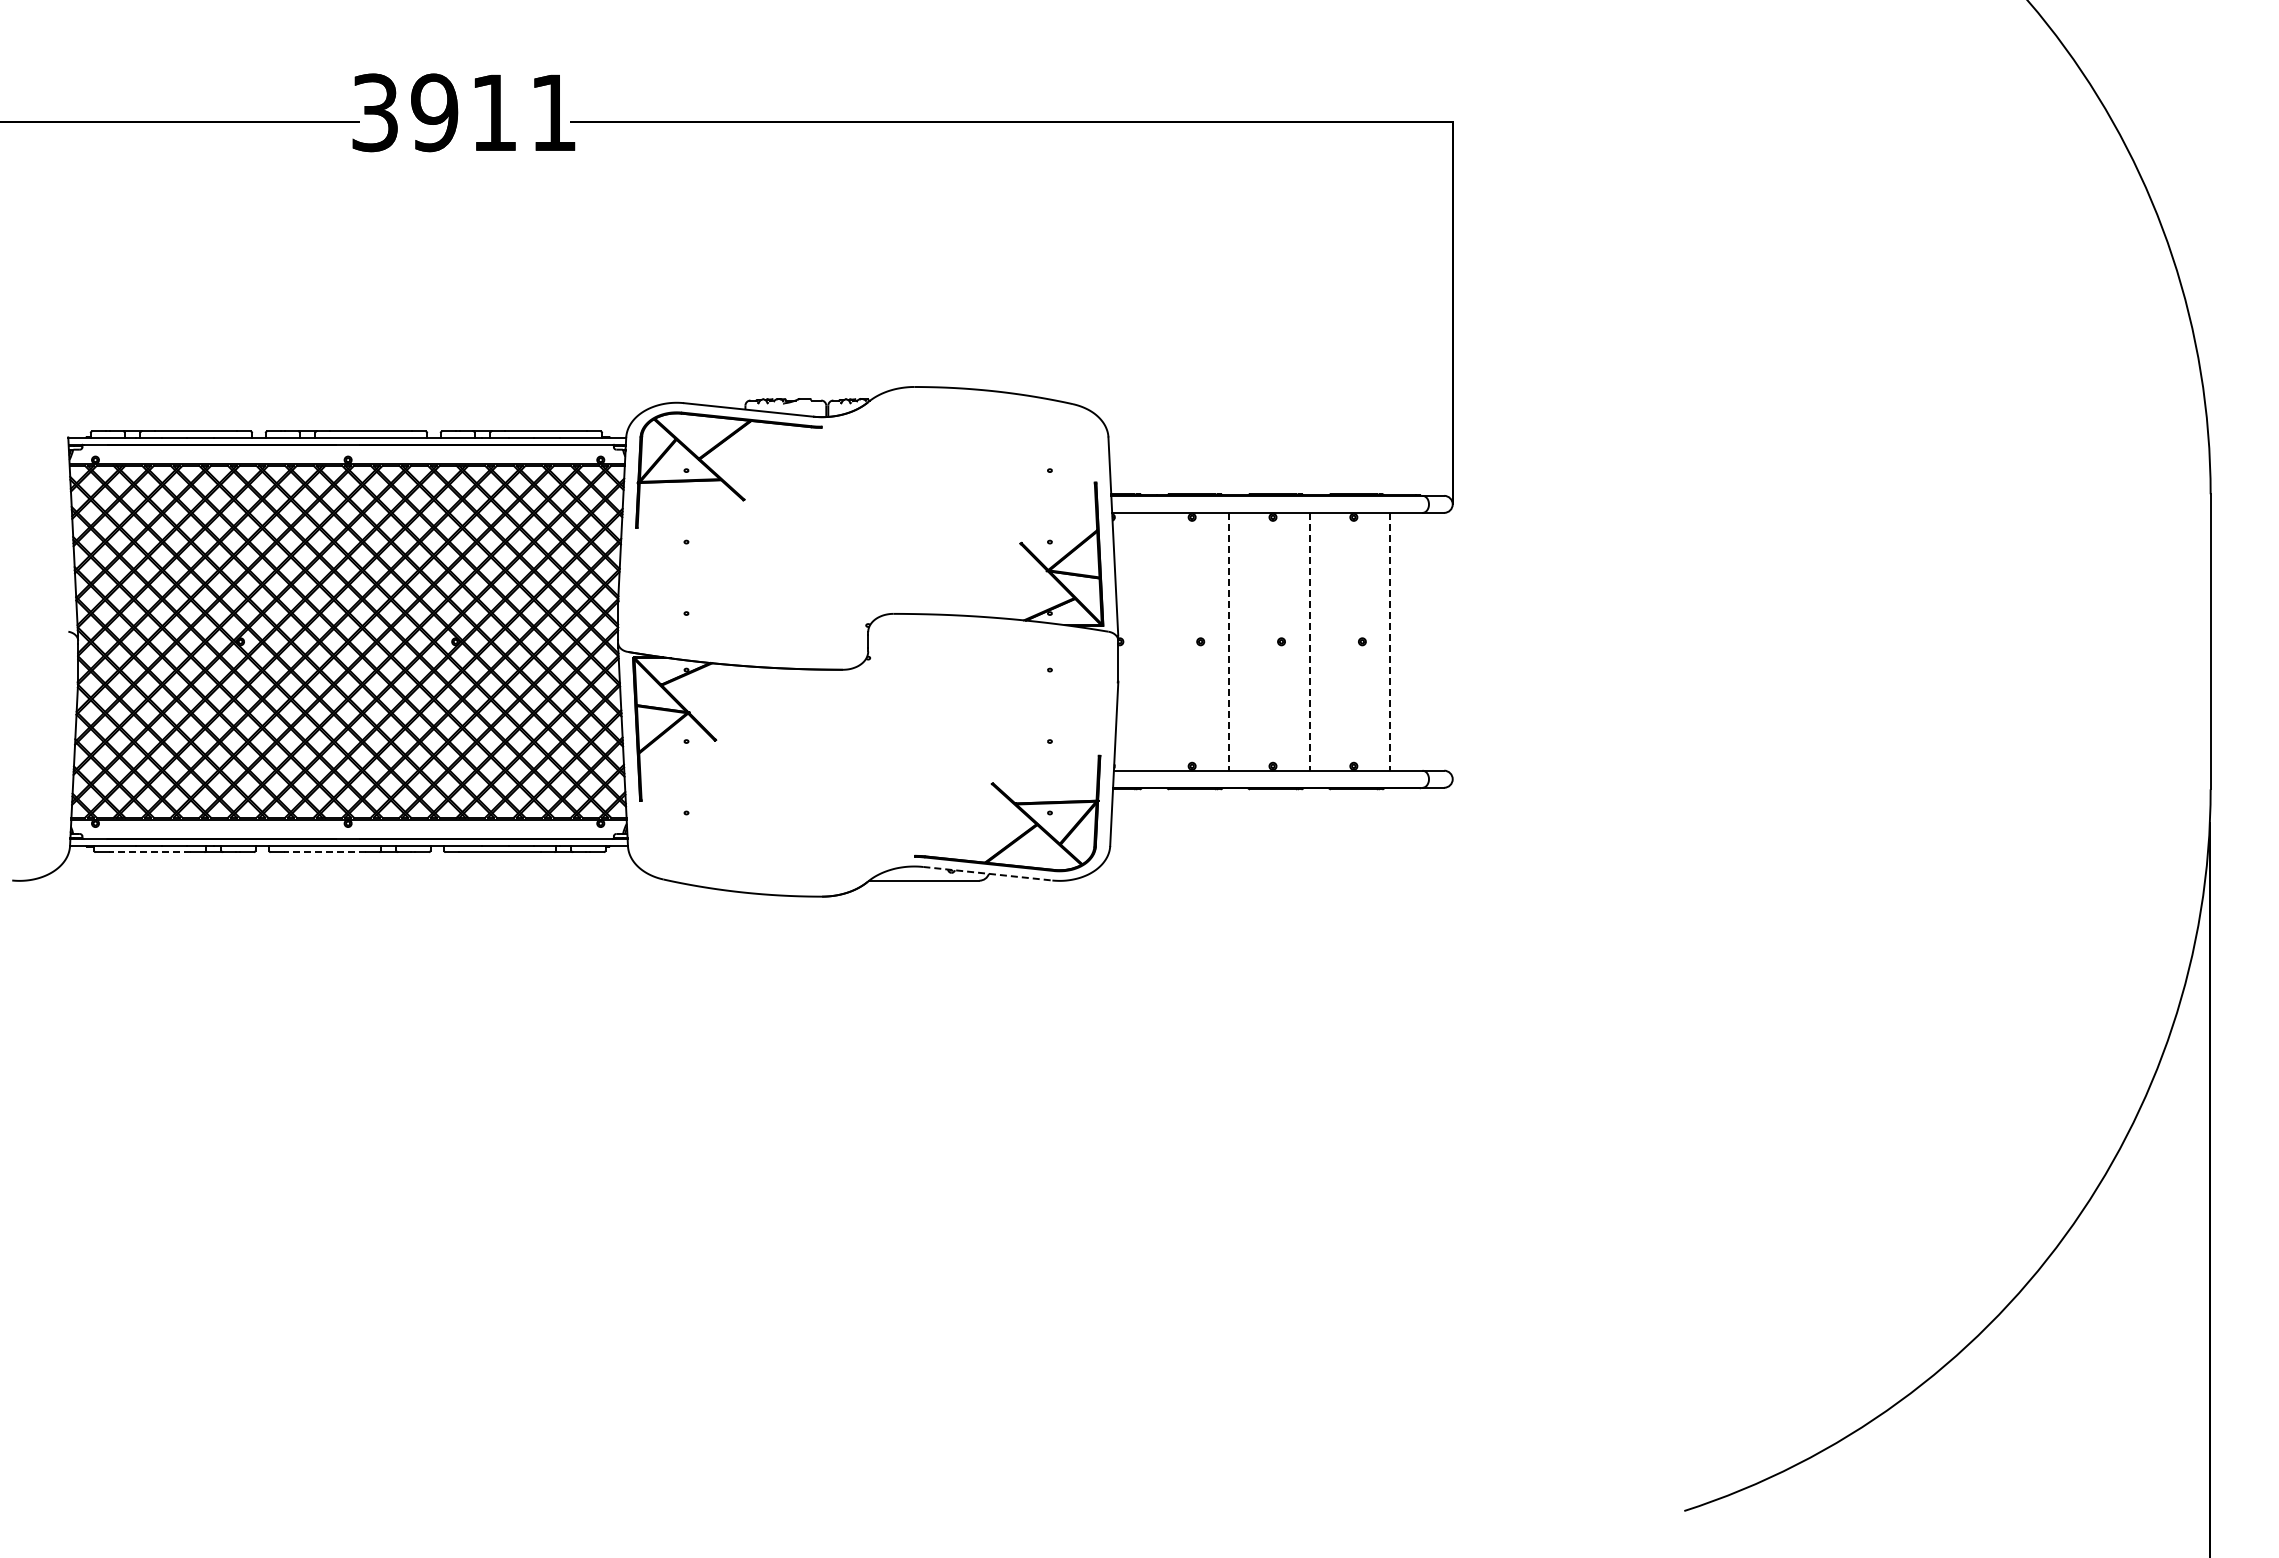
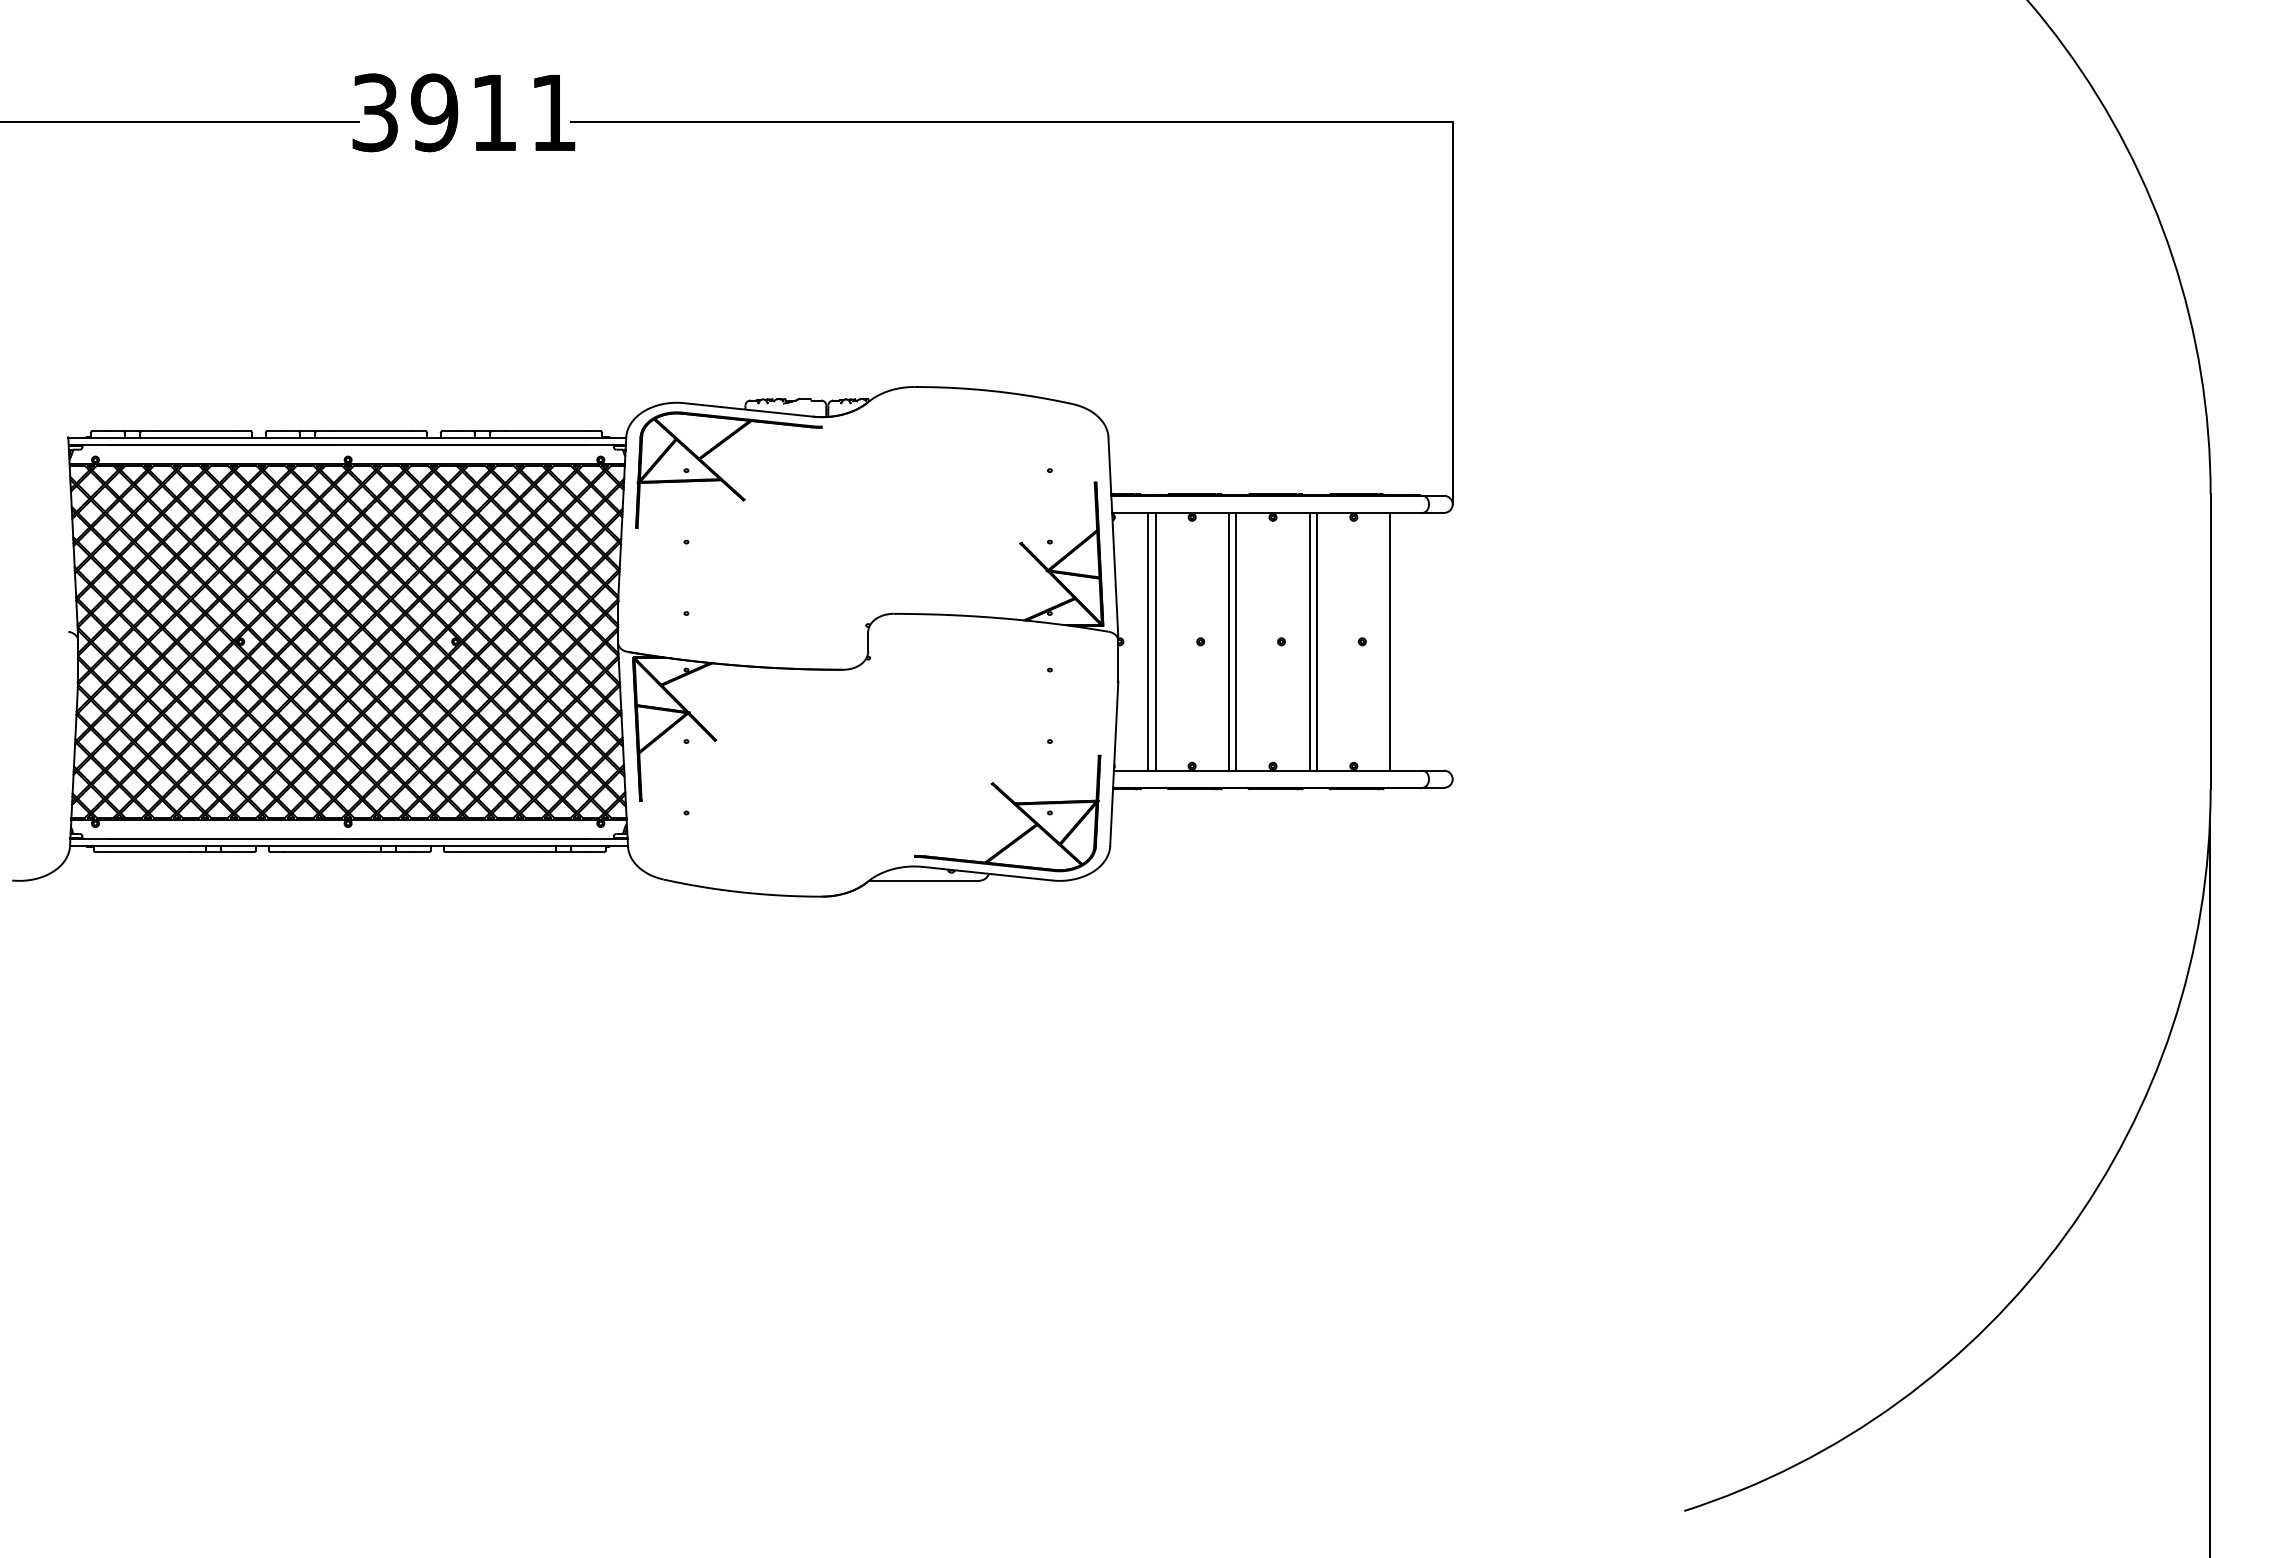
line: none -> present (1147, 641)
line: none -> present (1155, 641)
line: dashed -> solid (1228, 641)
line: none -> present (1236, 641)
line: dashed -> solid (1309, 641)
line: none -> present (1317, 641)
line: dashed -> solid (1390, 641)
line: dashed -> solid (150, 852)
line: dashed -> solid (325, 852)
line: dashed -> solid (987, 873)
